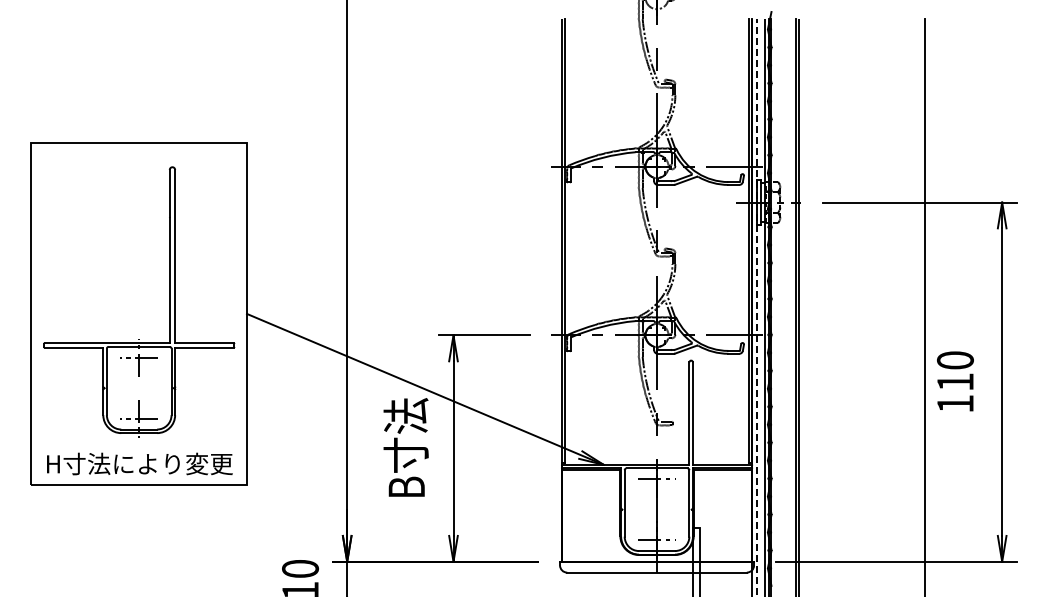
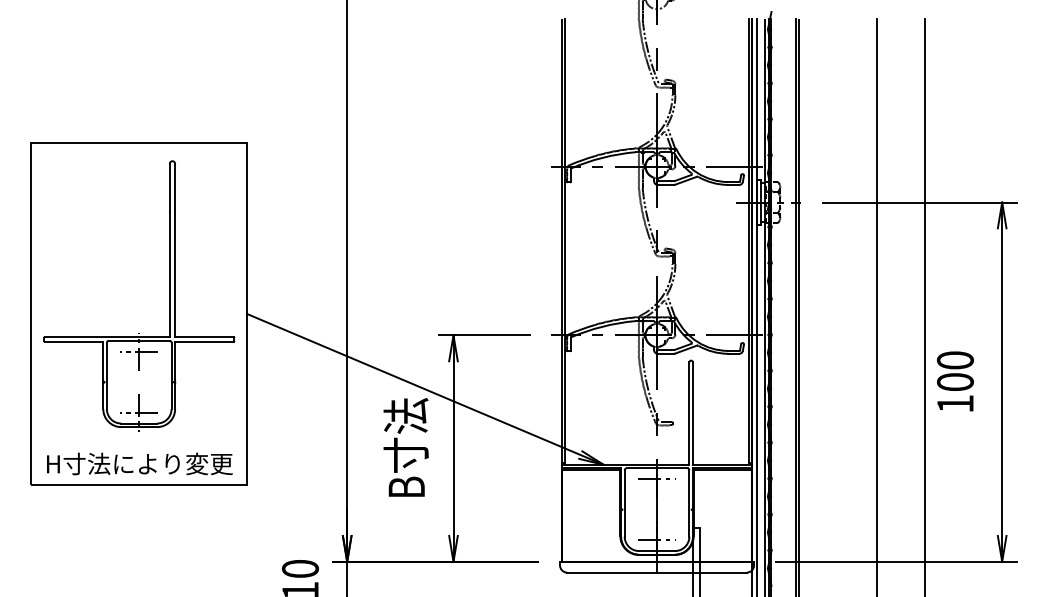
part position: (169, 301) -> (169, 295) (169, 295)
line: none -> present (876, 306)
line: dashed -> solid (756, 307)
text: 110 -> 100 (955, 381)
